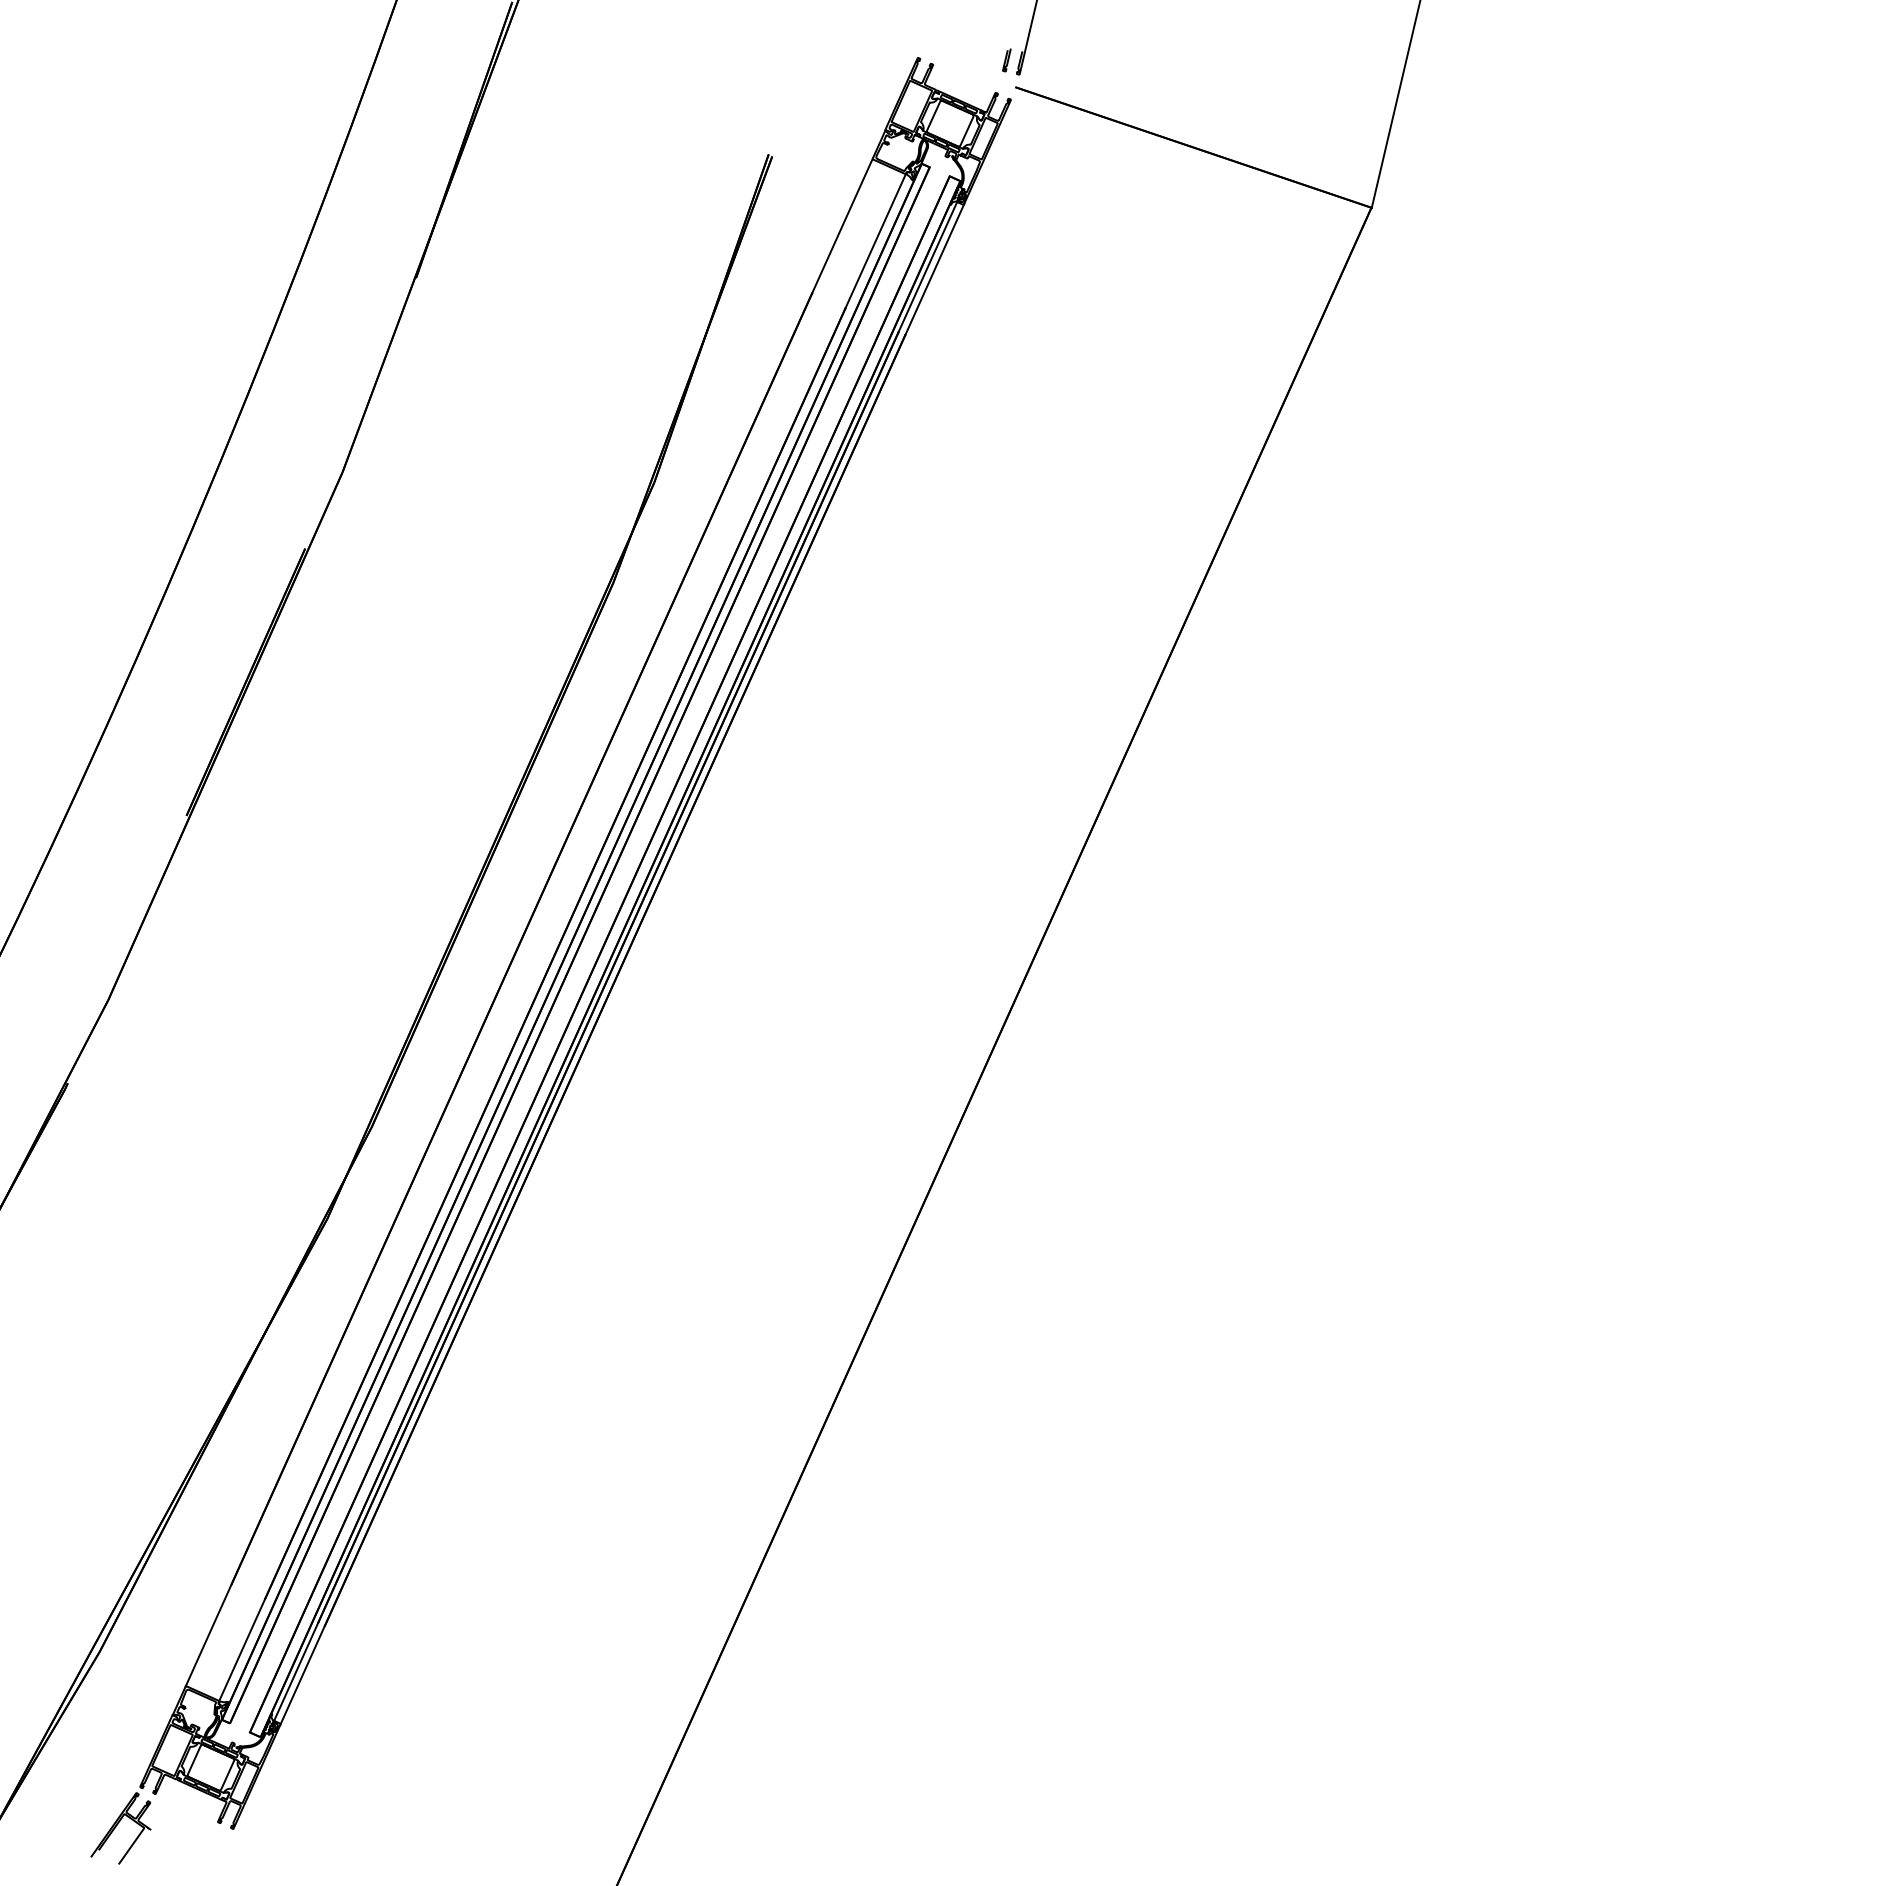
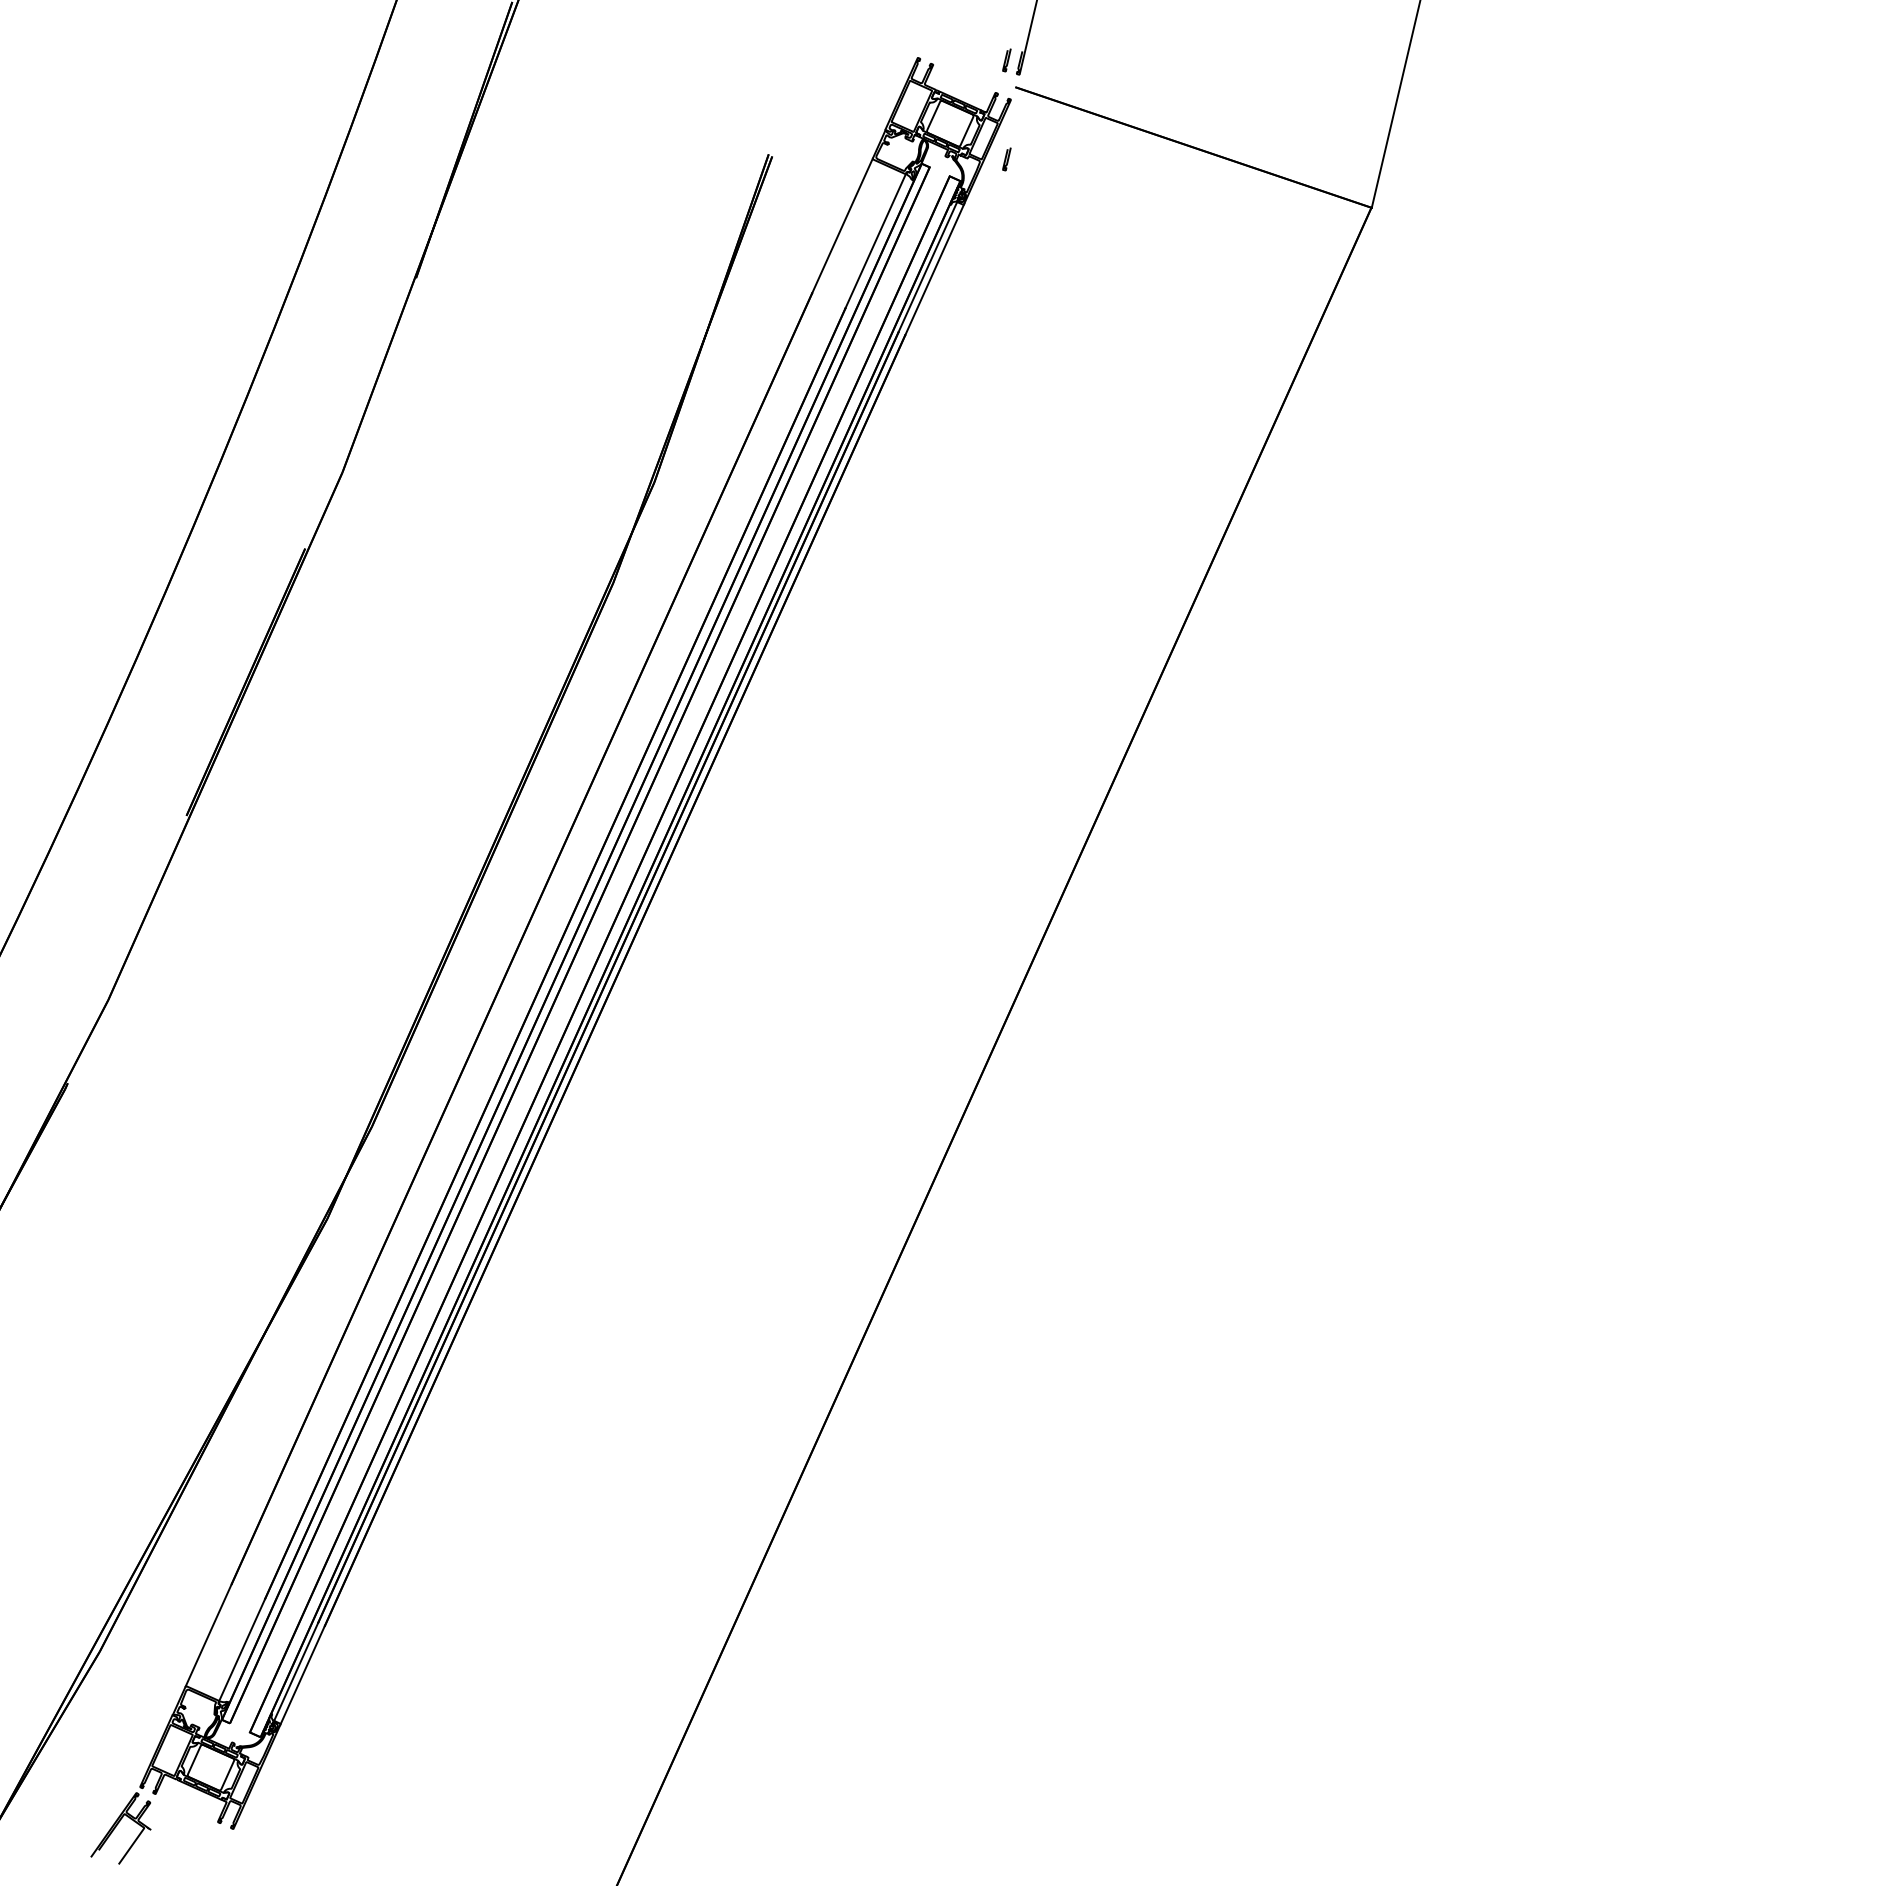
curve: none -> present (1006, 159)
